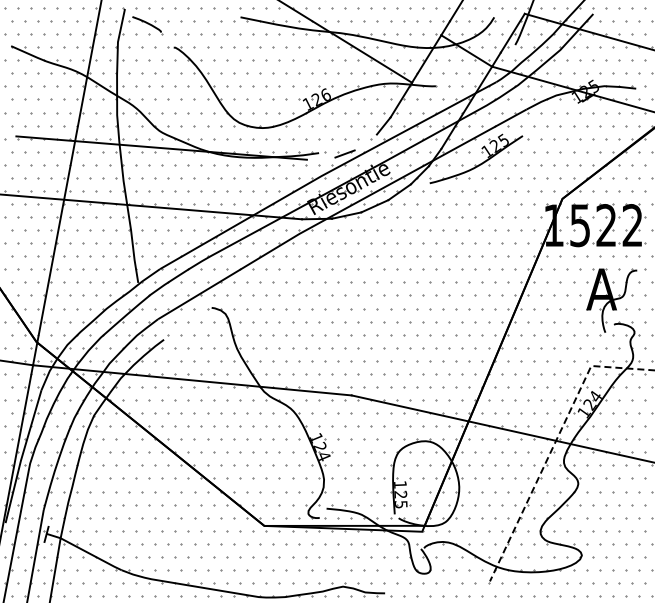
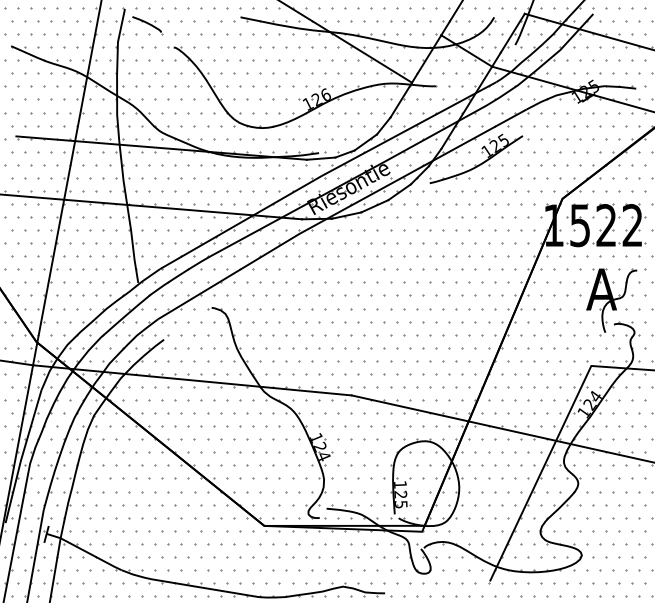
line: none -> present (365, 142)
line: none -> present (320, 158)
line: dashed -> solid (554, 444)
